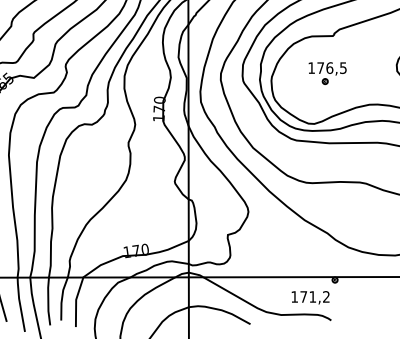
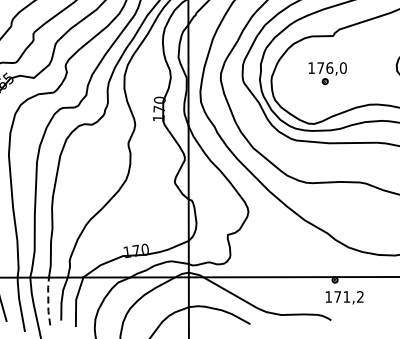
text: 176,5 -> 176,0 (342, 67)
text position: (310, 297) -> (344, 297) (344, 297)
line: solid -> dashed (48, 301)
